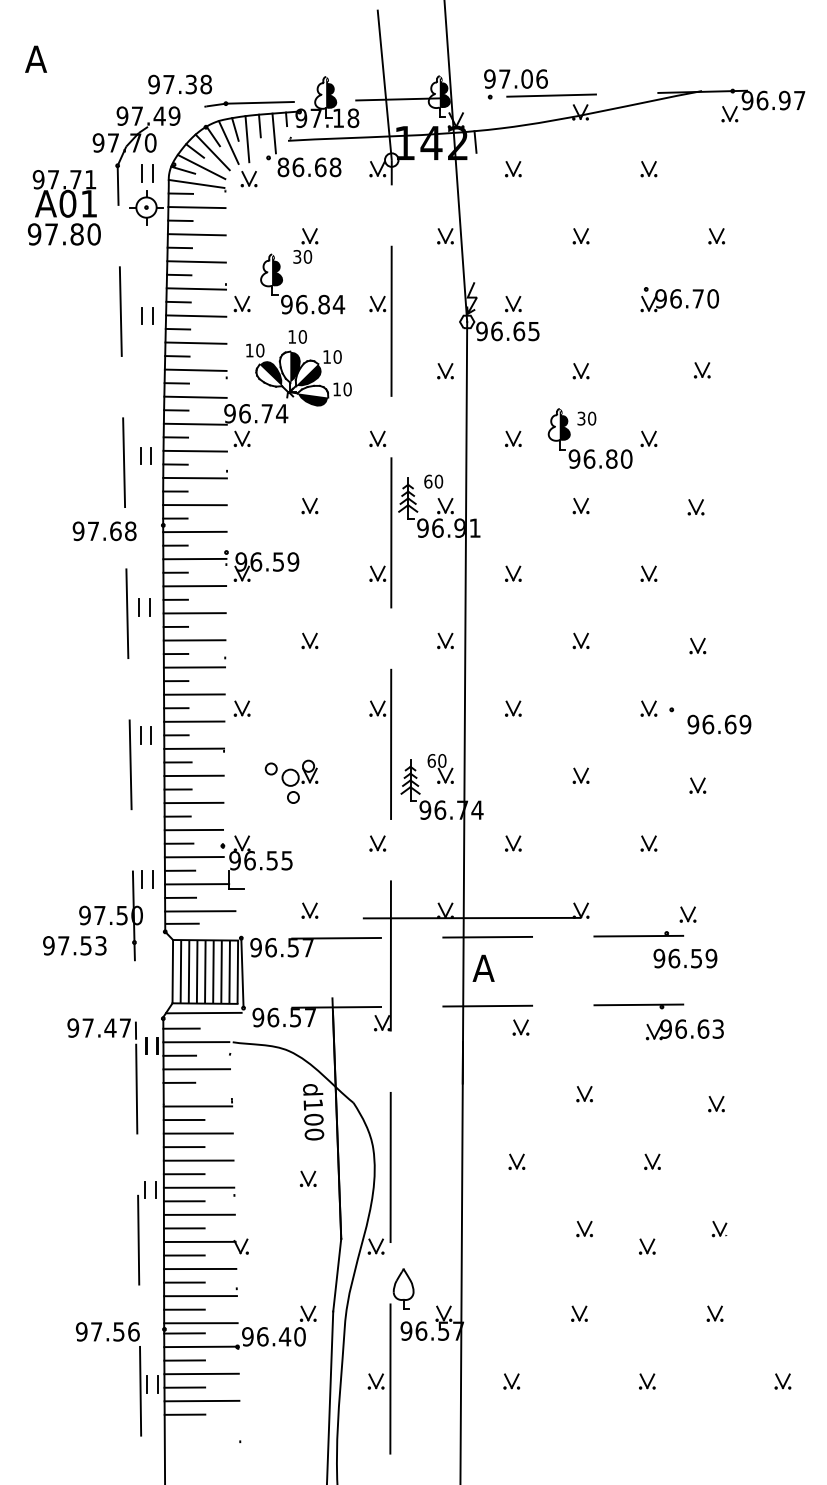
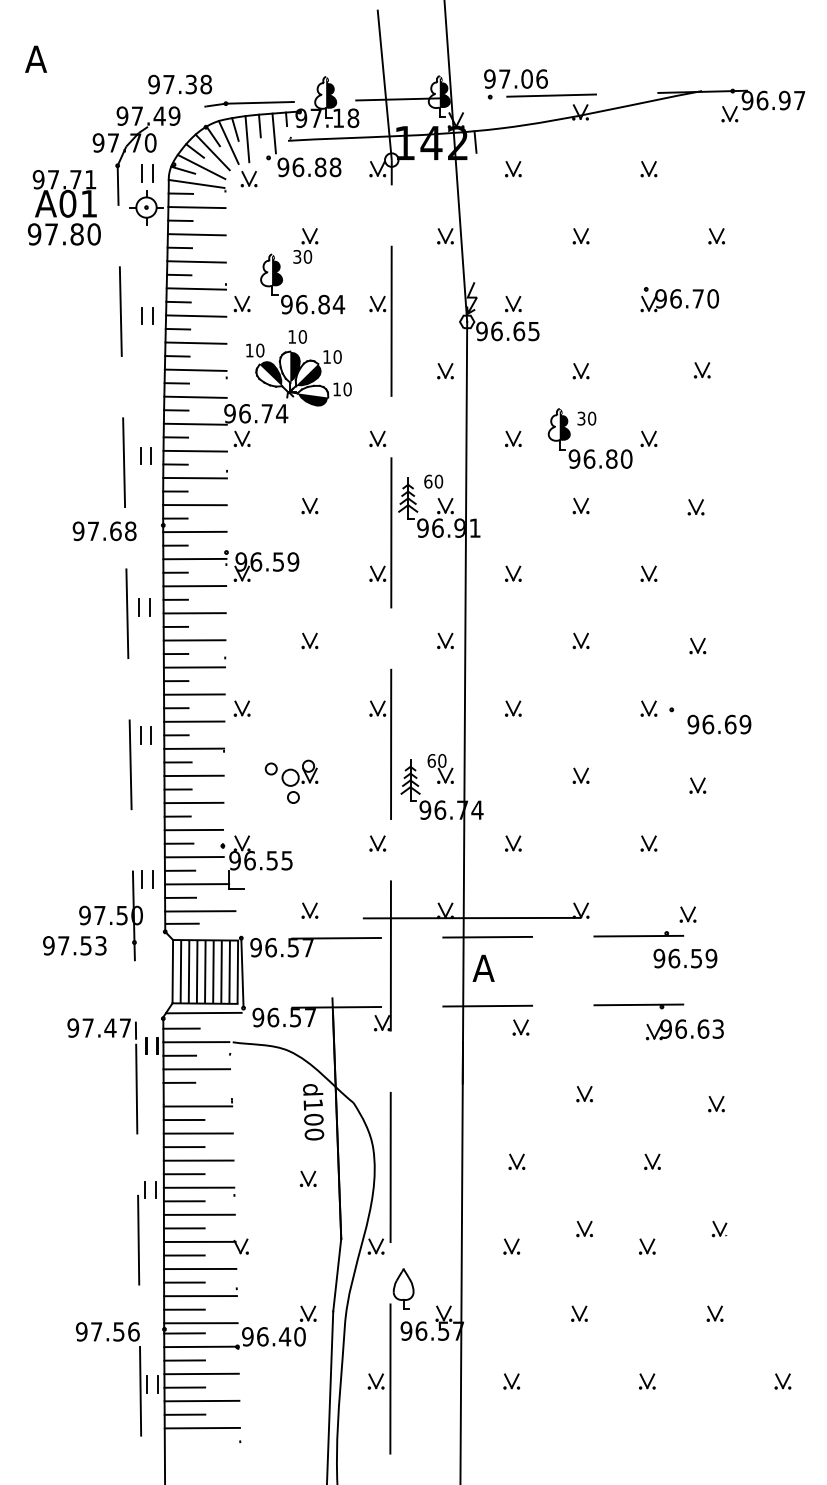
text: 86.68 -> 96.88 (301, 167)
part: none -> present (511, 1246)
line: none -> present (201, 1427)
